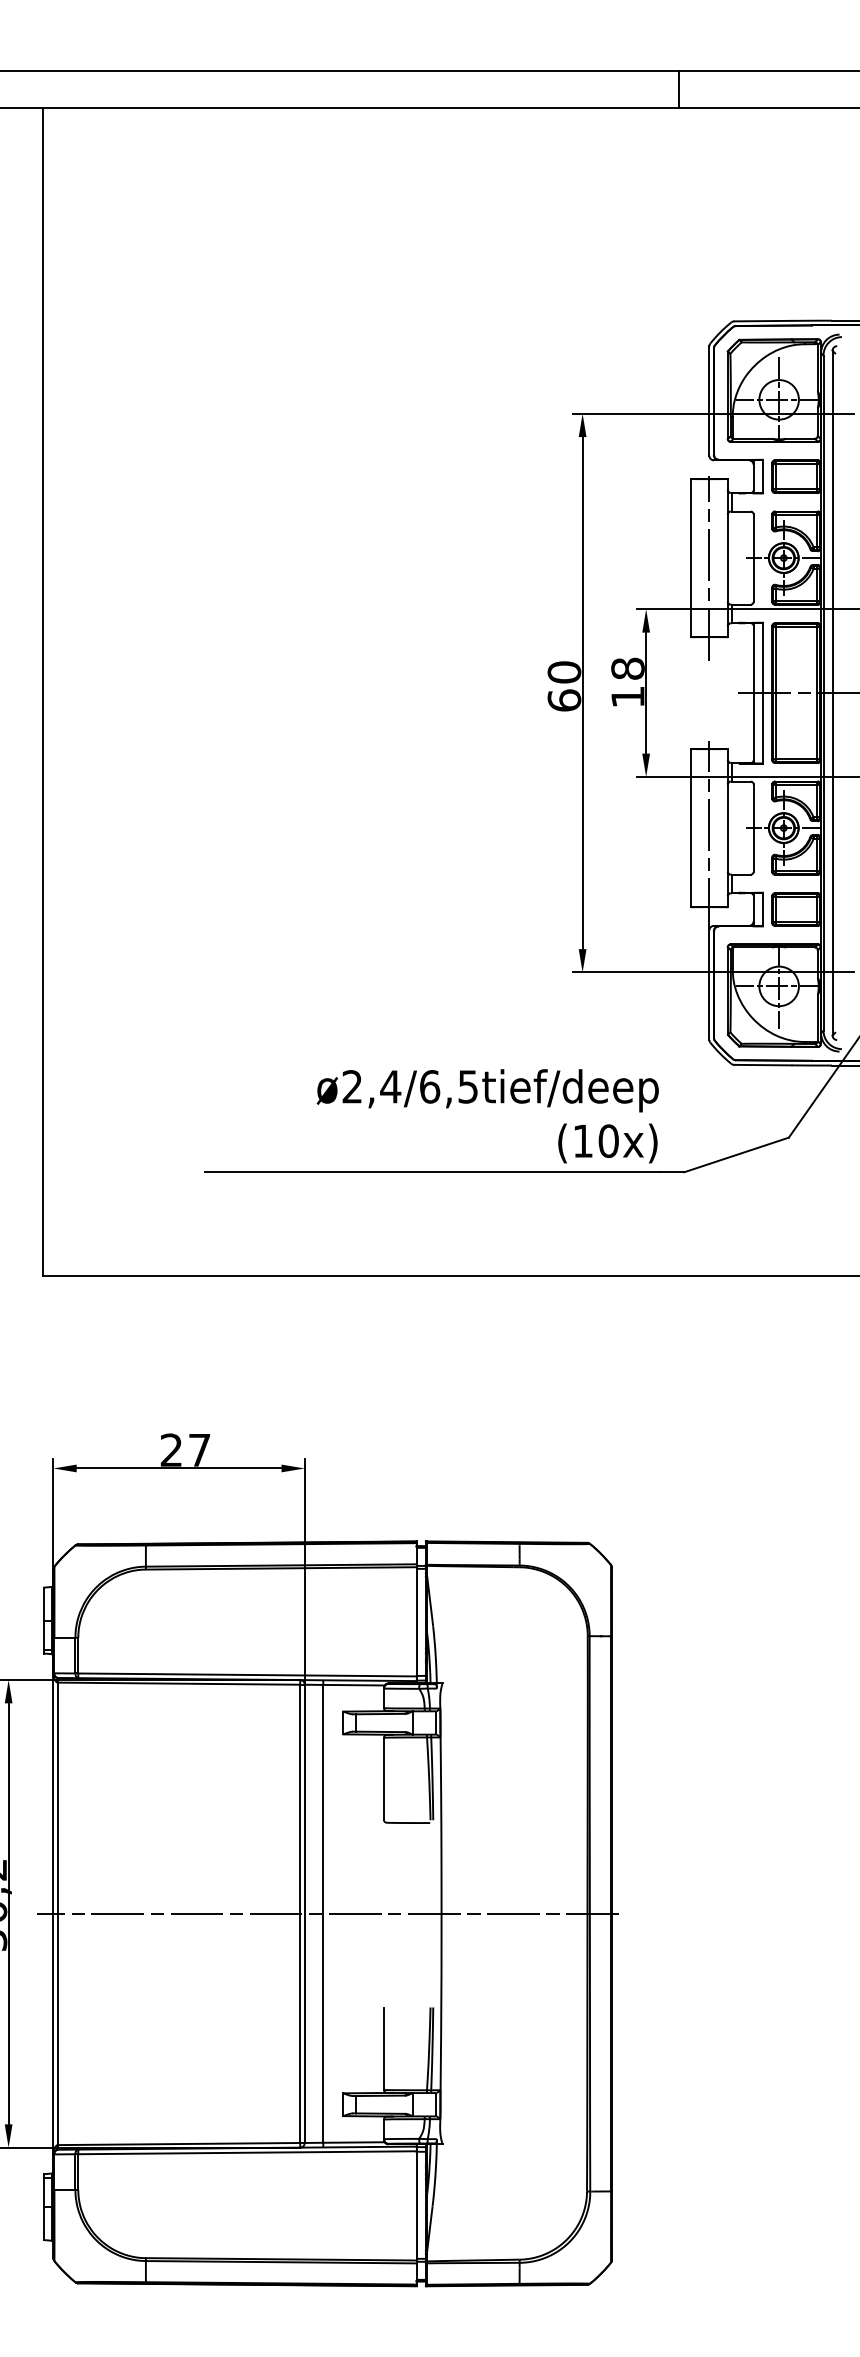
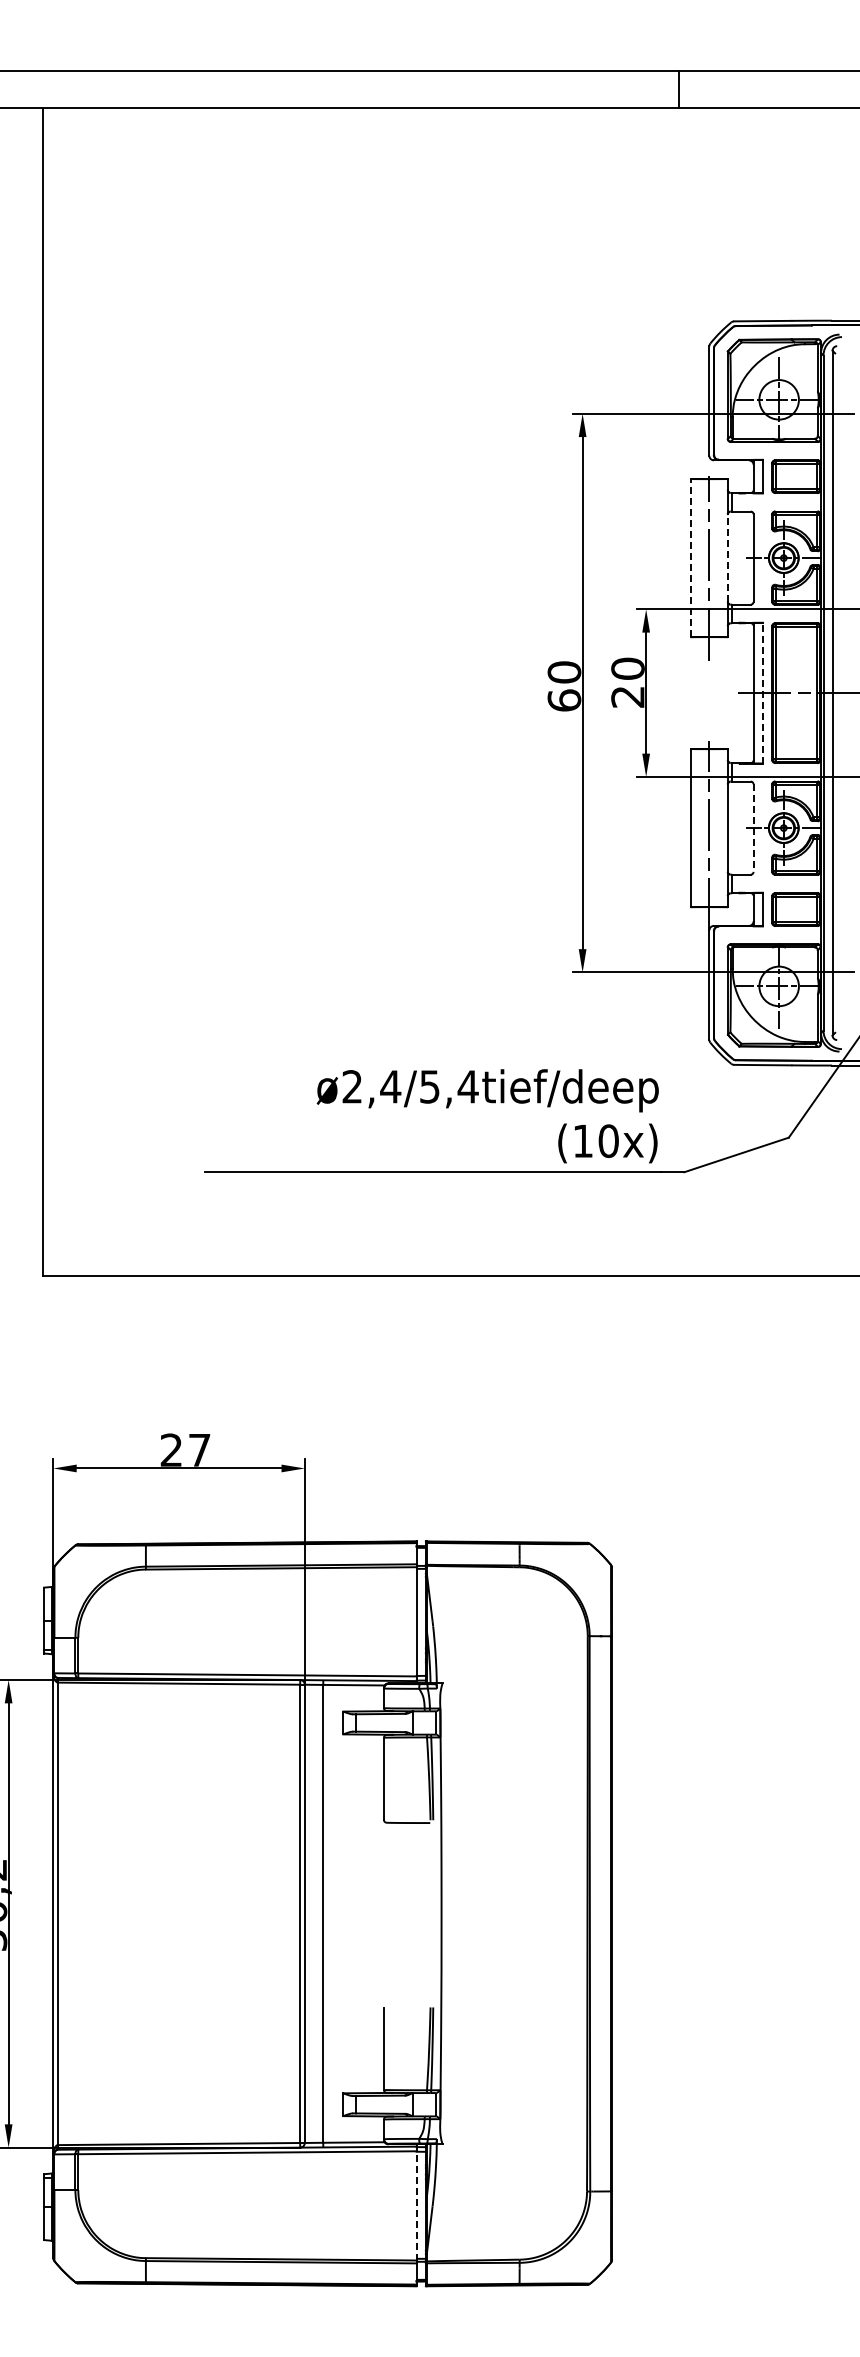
line: solid -> dashed (690, 557)
line: solid -> dashed (727, 558)
text: 18 -> 20 (627, 682)
line: solid -> dashed (762, 692)
line: solid -> dashed (753, 828)
text: ø2,4/6,5tief/deep -> ø2,4/5,4tief/deep (449, 1086)
line: present -> none (327, 1913)
line: solid -> dashed (416, 2205)
